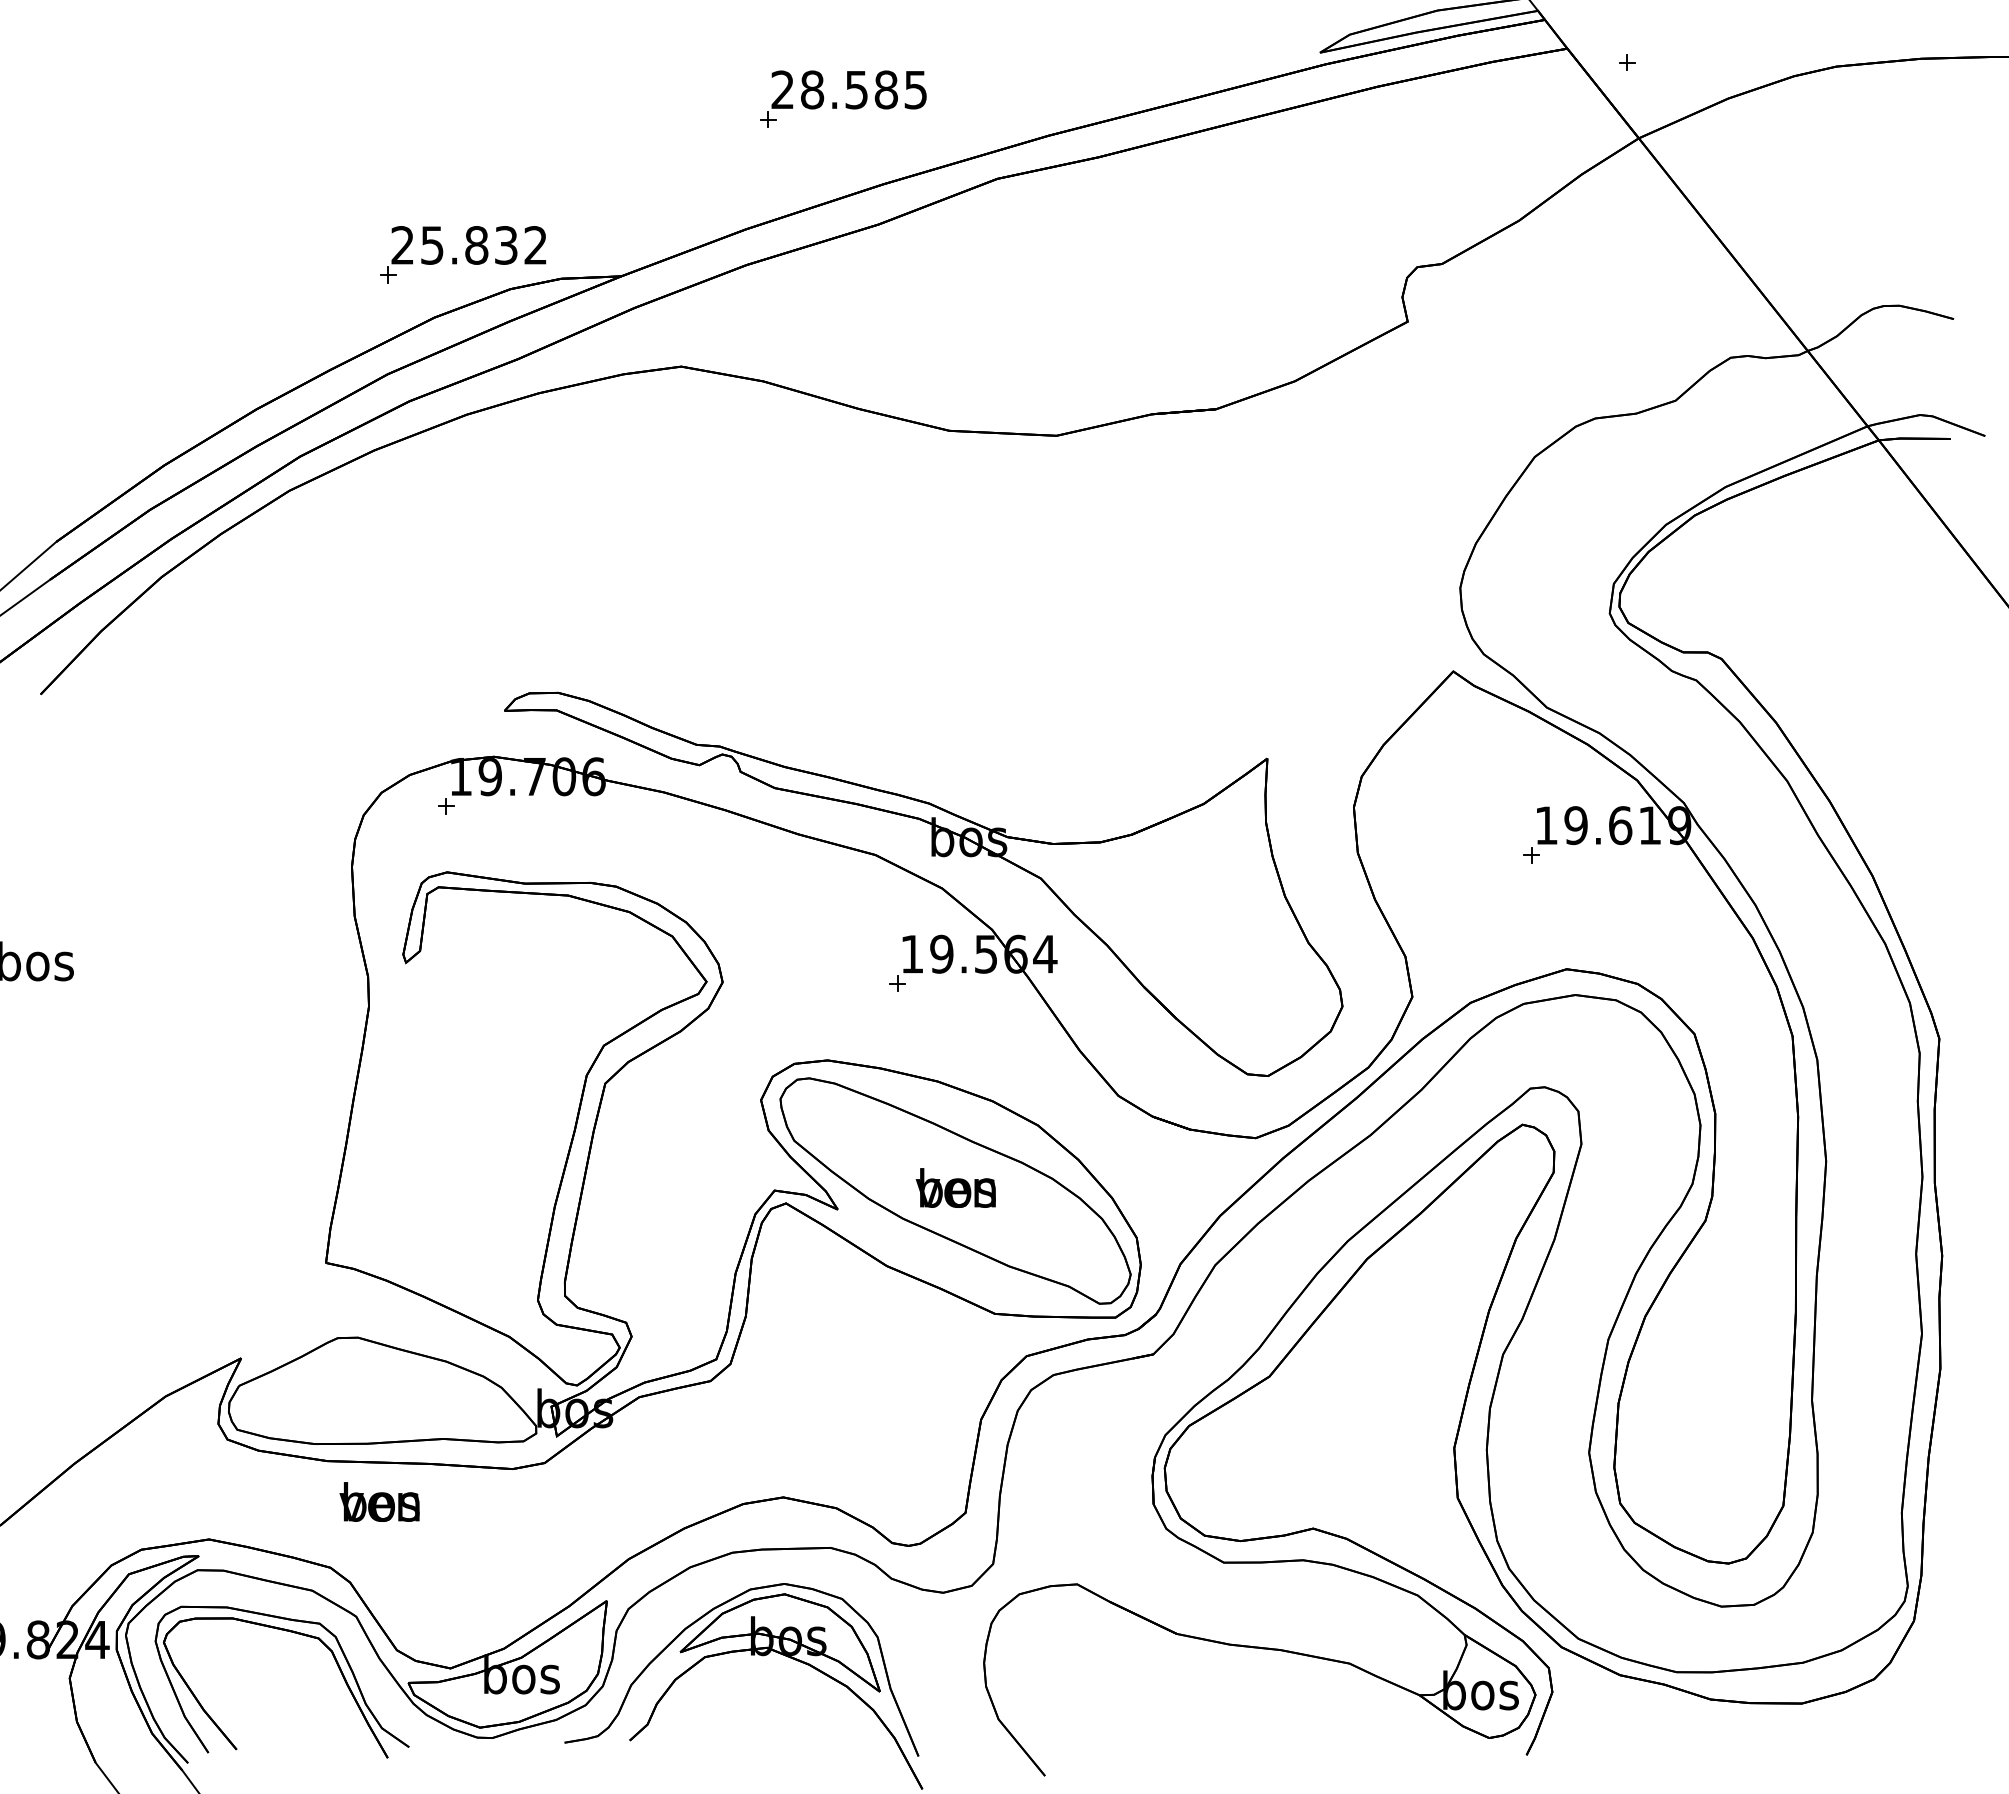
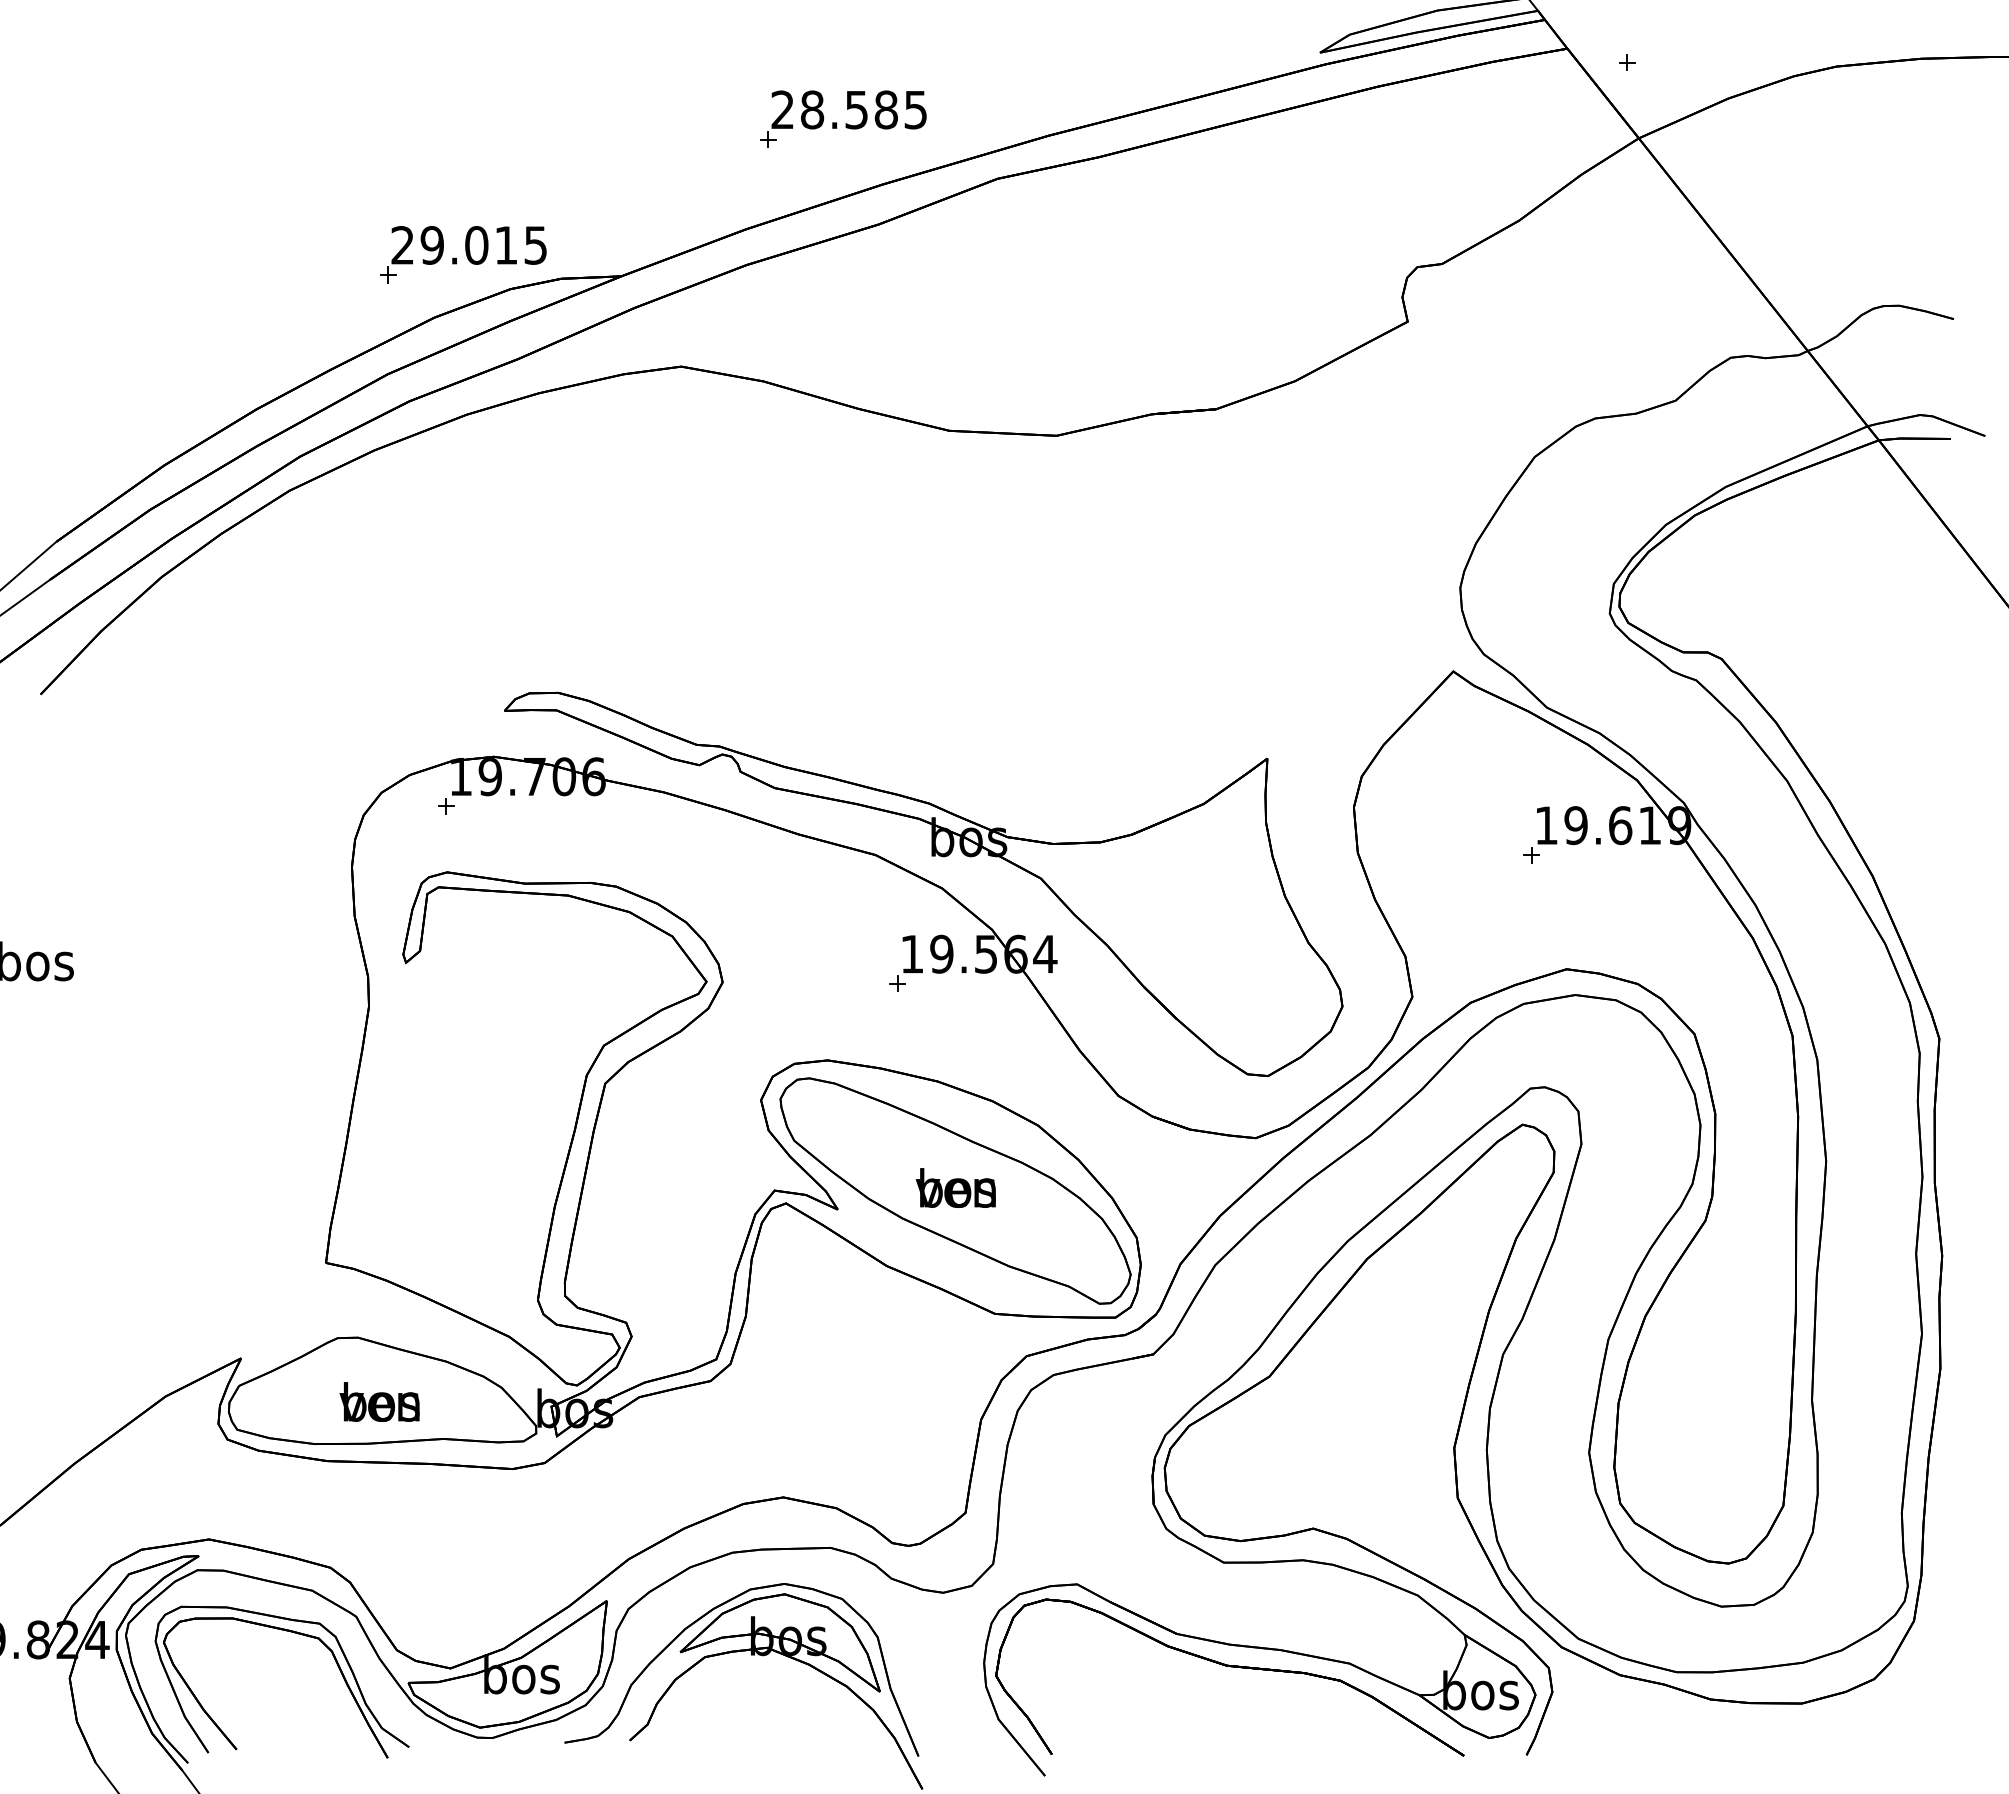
part position: (843, 98) -> (843, 118) (843, 118)
text: 25.832 -> 29.015 (483, 245)
text position: (379, 1501) -> (379, 1401) (379, 1401)
part: none -> present (1230, 1667)
